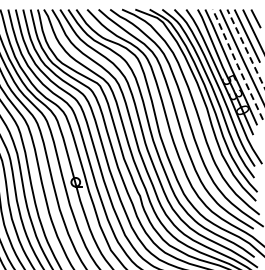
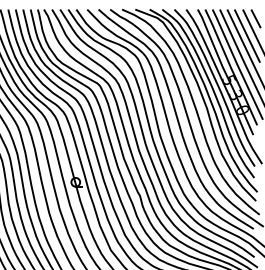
line: dashed -> solid (245, 48)
line: dashed -> solid (237, 64)
